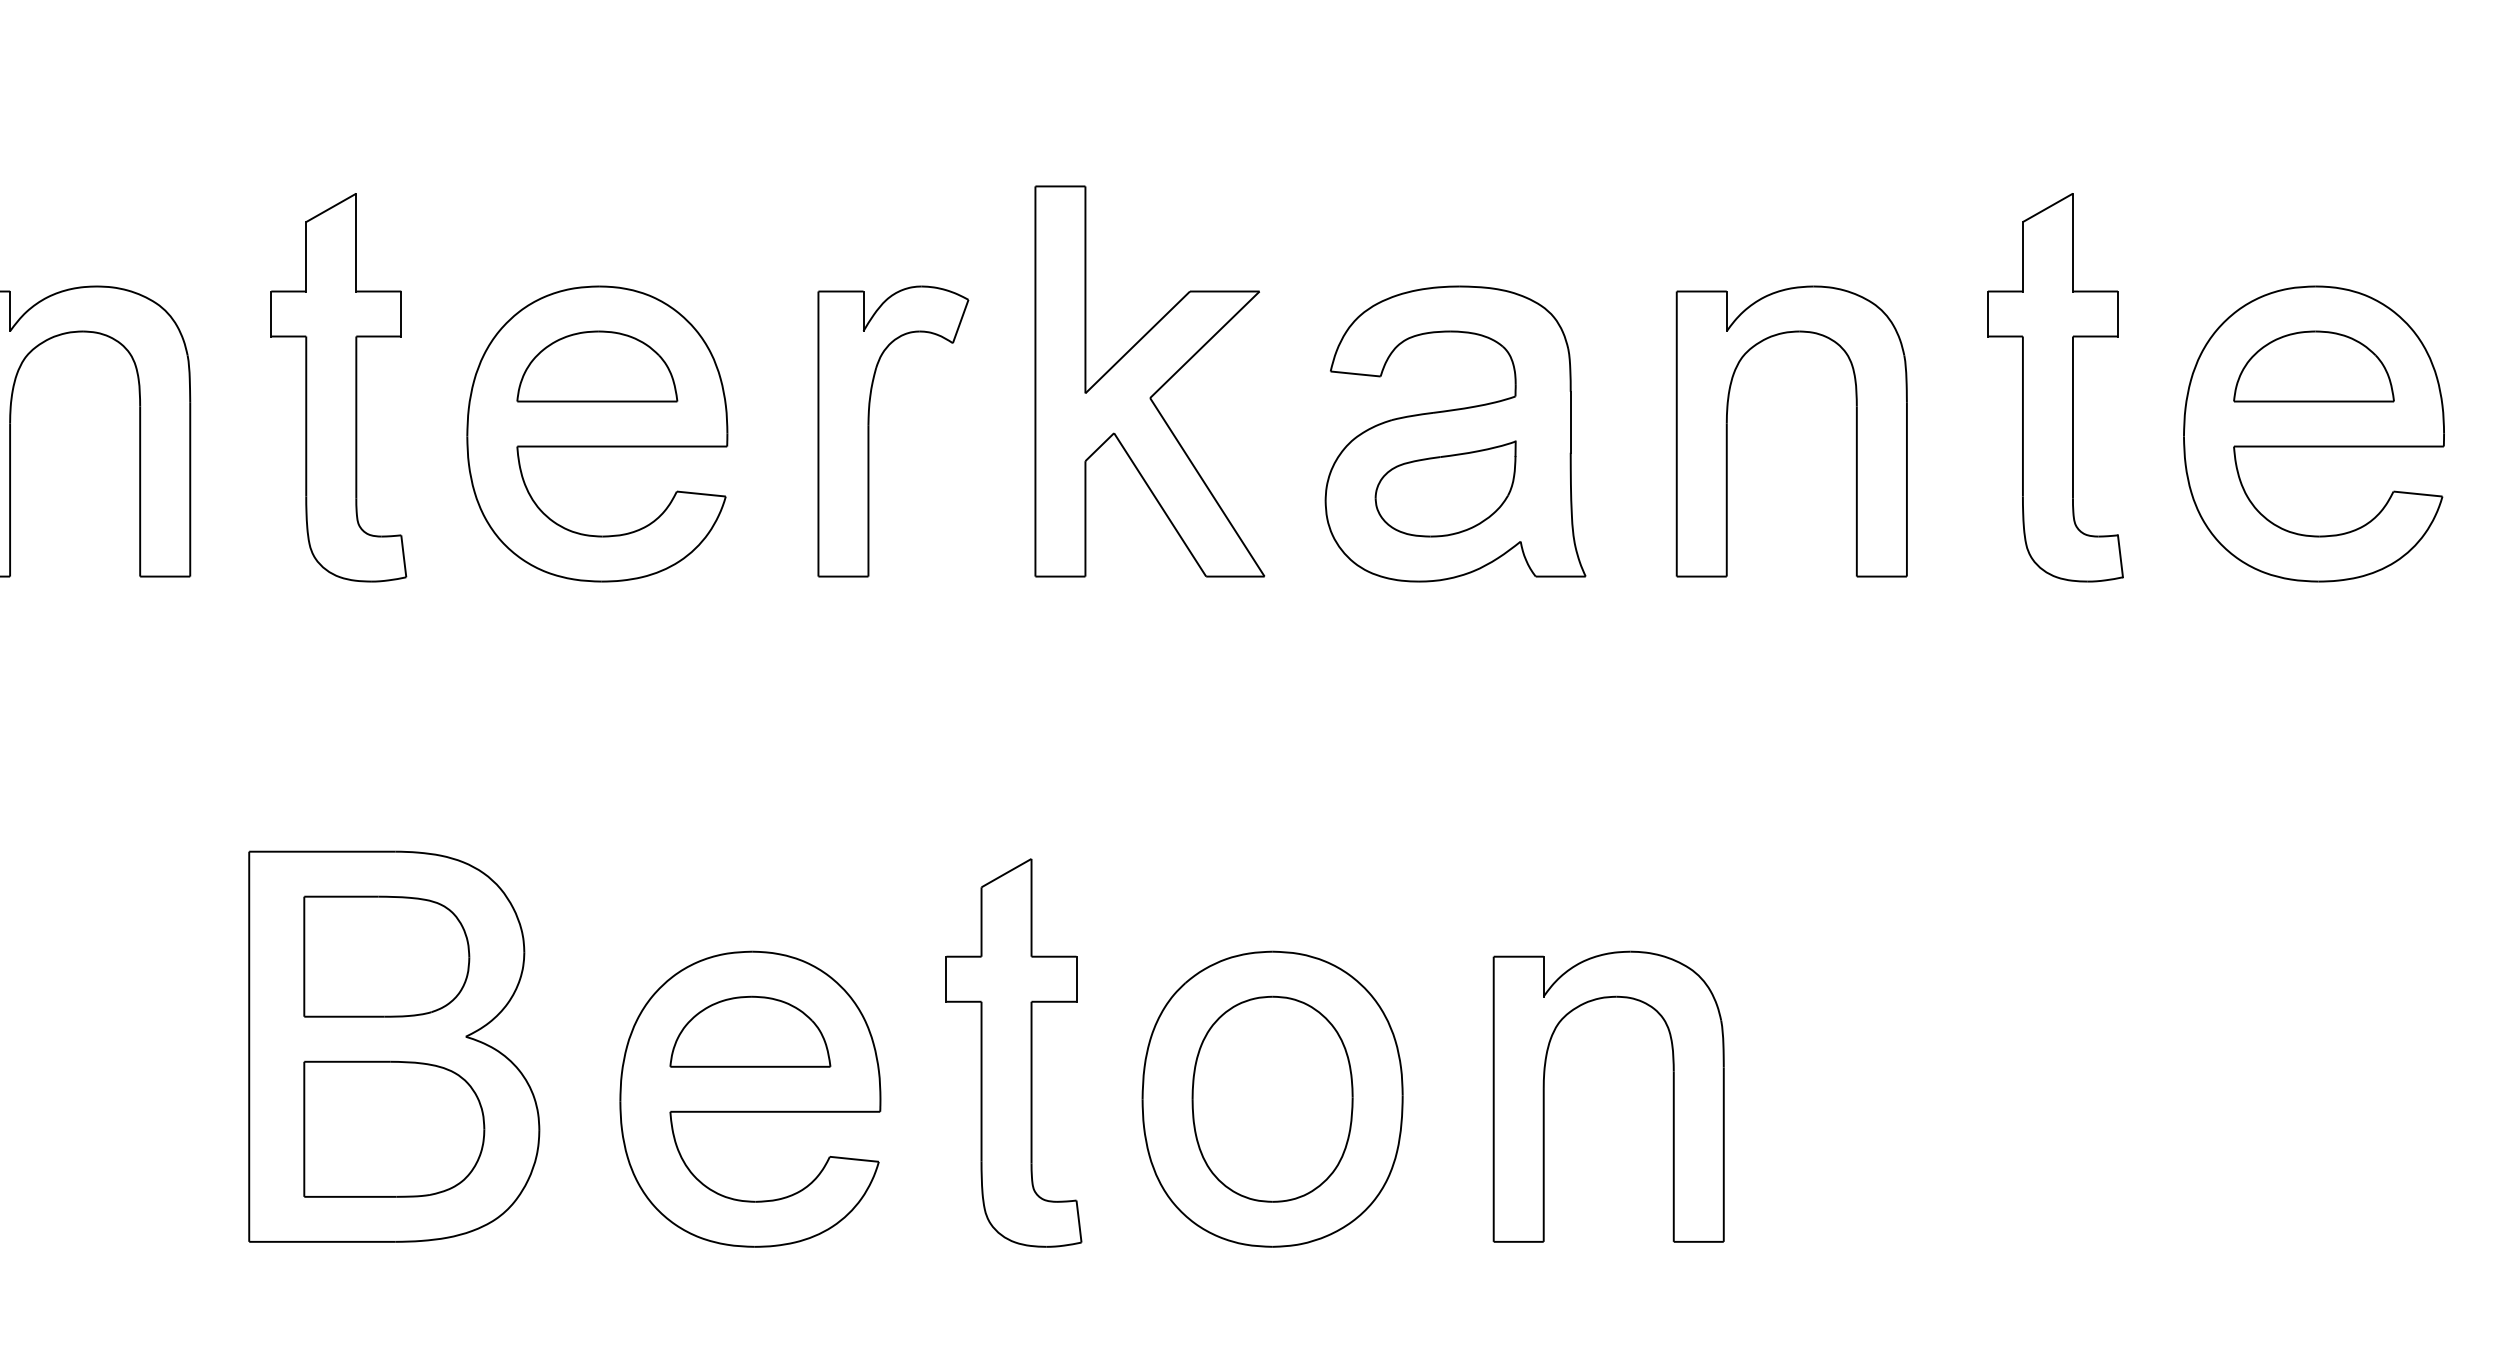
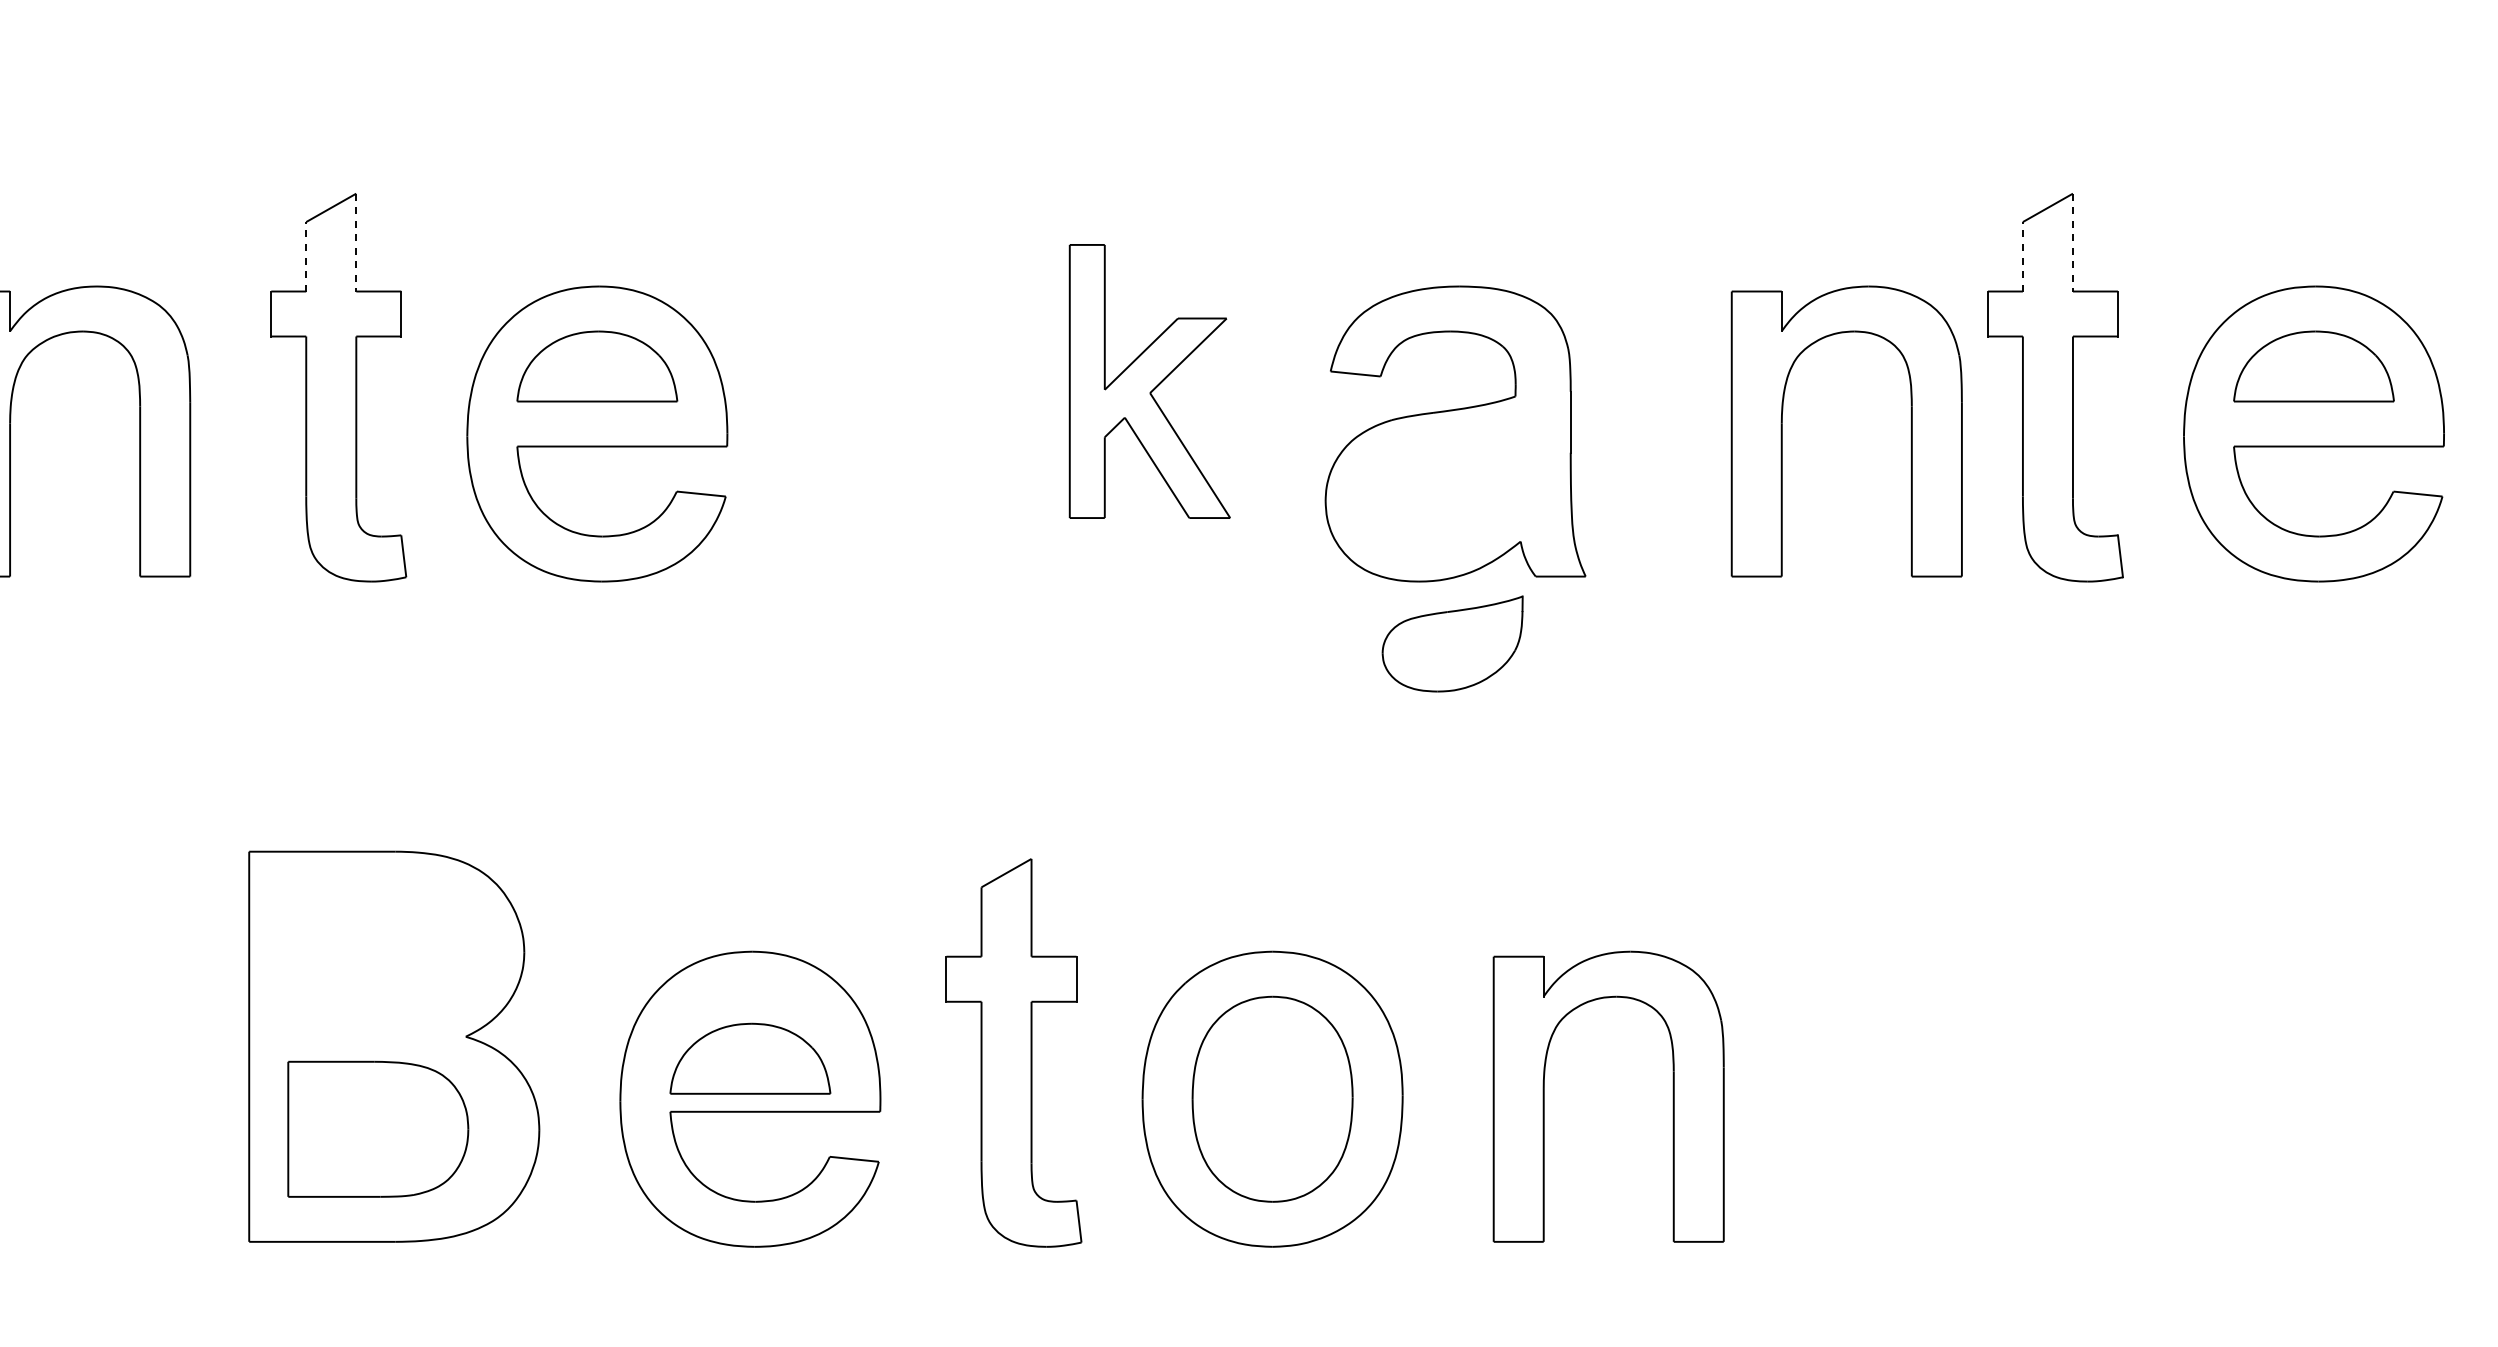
line: solid -> dashed (356, 242)
line: solid -> dashed (2072, 242)
line: solid -> dashed (306, 256)
line: solid -> dashed (2022, 256)
part size: 232x393 px -> 163x275 px (1149, 381)
part: present -> none (869, 431)
part position: (1727, 431) -> (1782, 431) (1782, 431)
part position: (1445, 488) -> (1452, 643) (1452, 643)
part: present -> none (386, 956)
part position: (750, 1031) -> (750, 1058) (750, 1058)
part position: (394, 1128) -> (378, 1128) (378, 1128)
